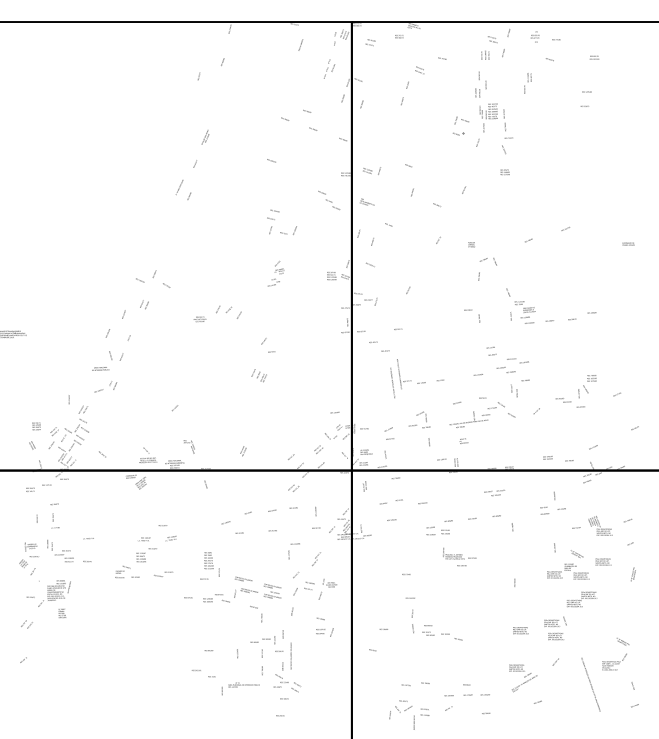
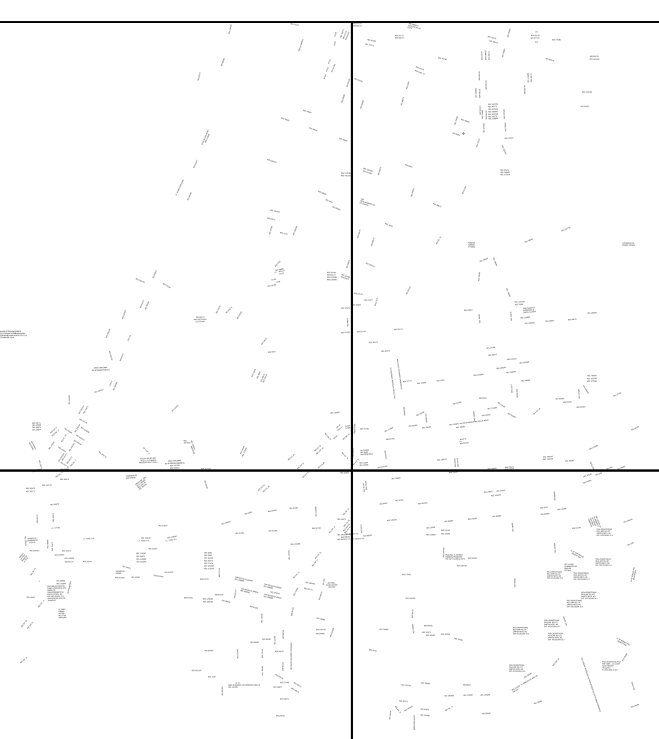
text position: (428, 442) -> (403, 411) (403, 411)
text position: (293, 488) -> (263, 488) (263, 488)
text position: (28, 554) -> (28, 548) (28, 548)
